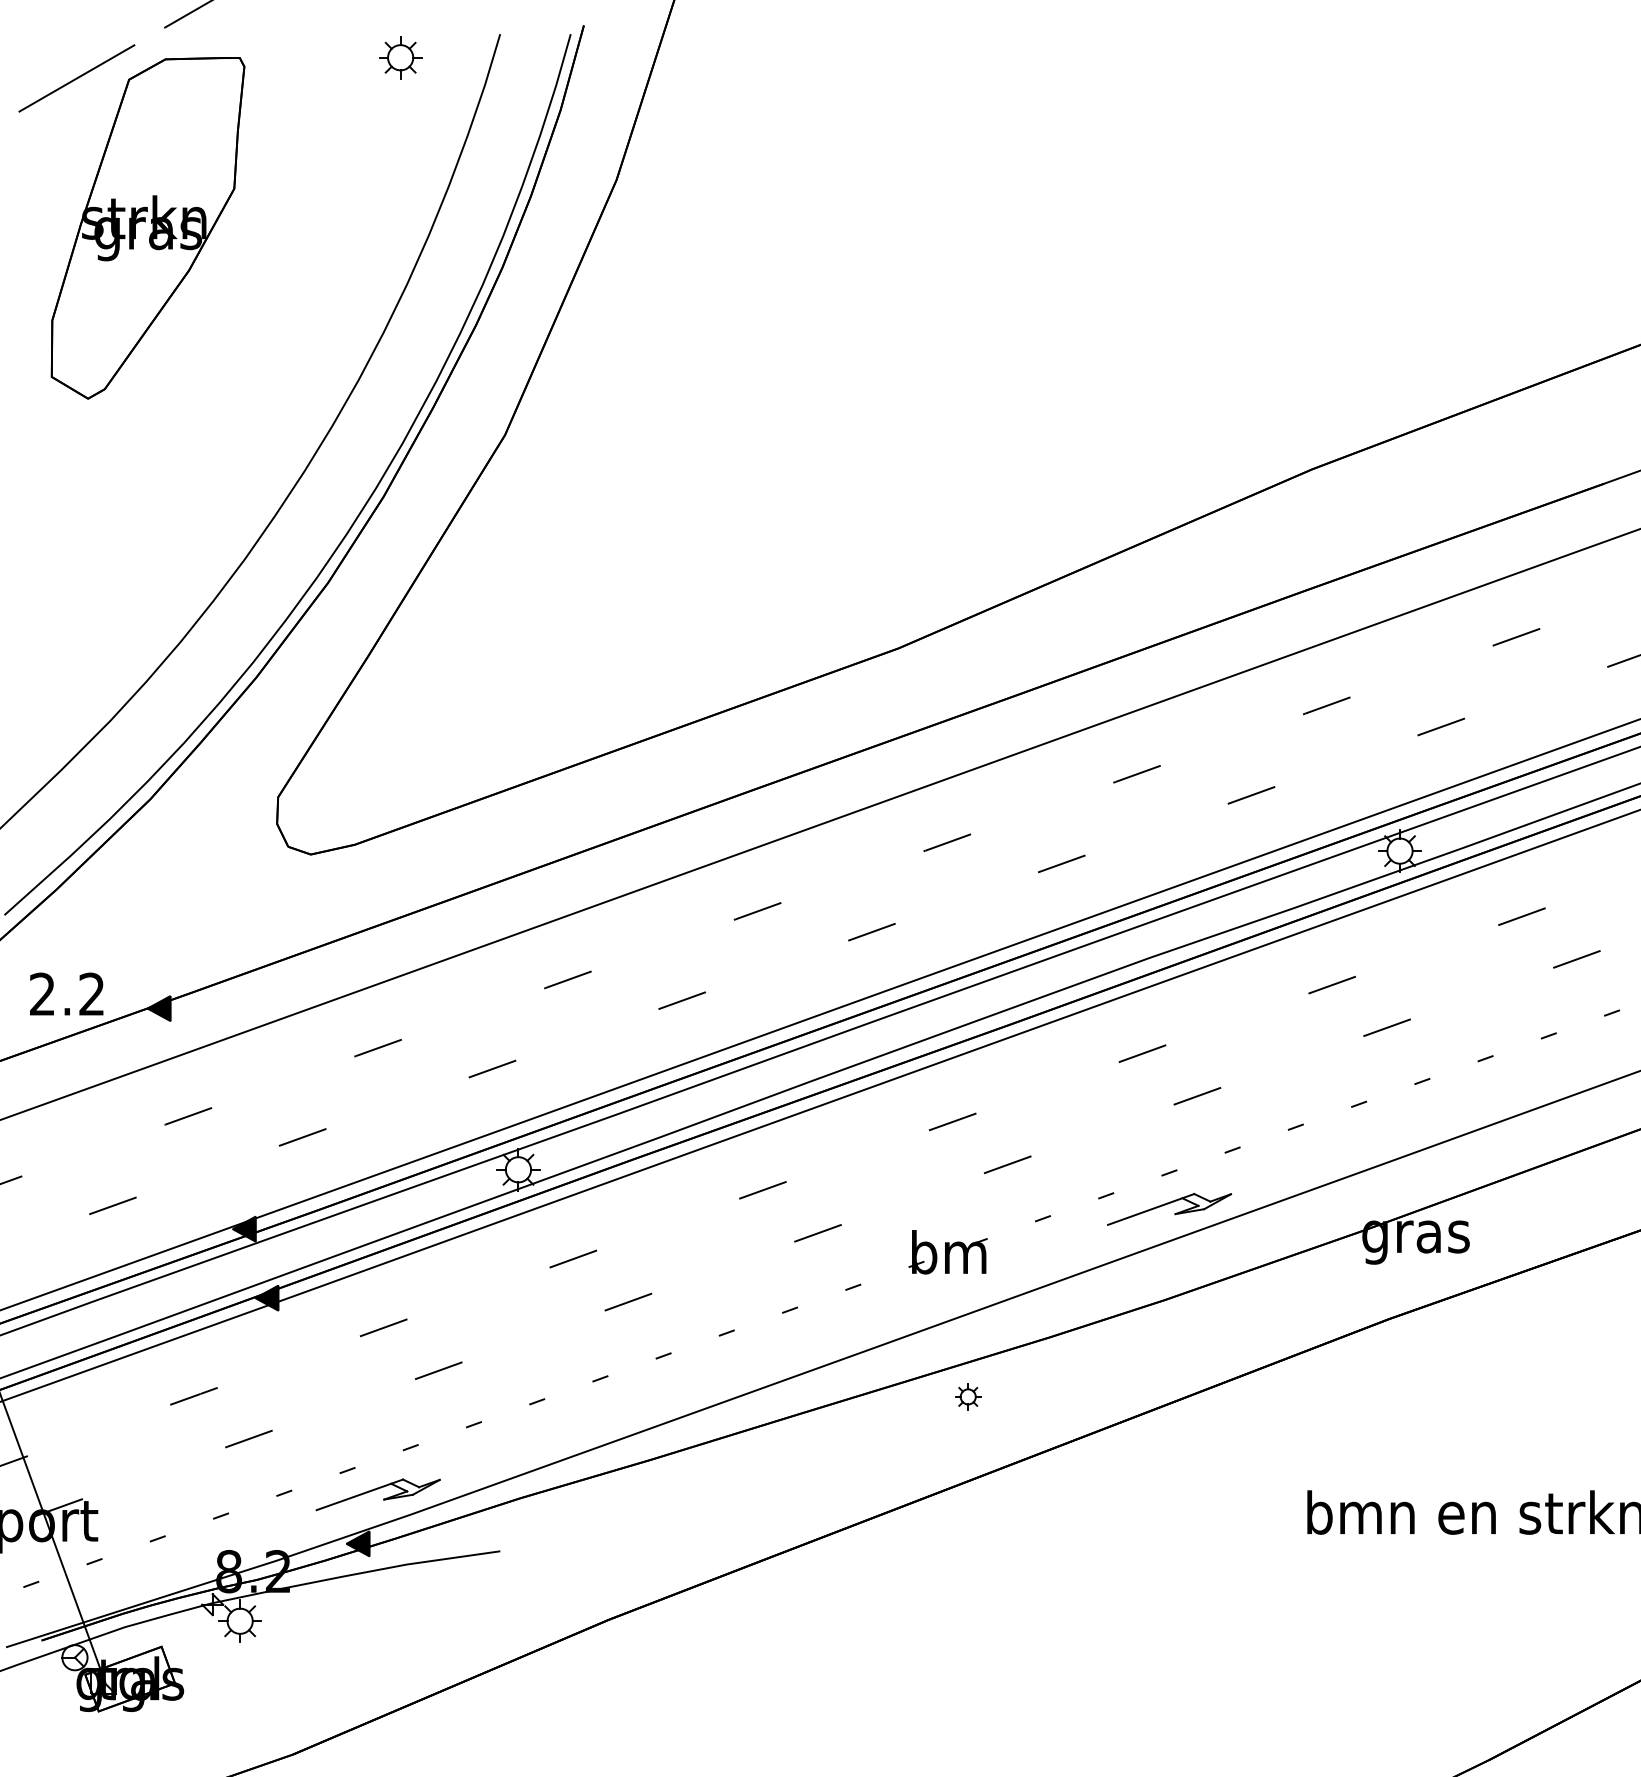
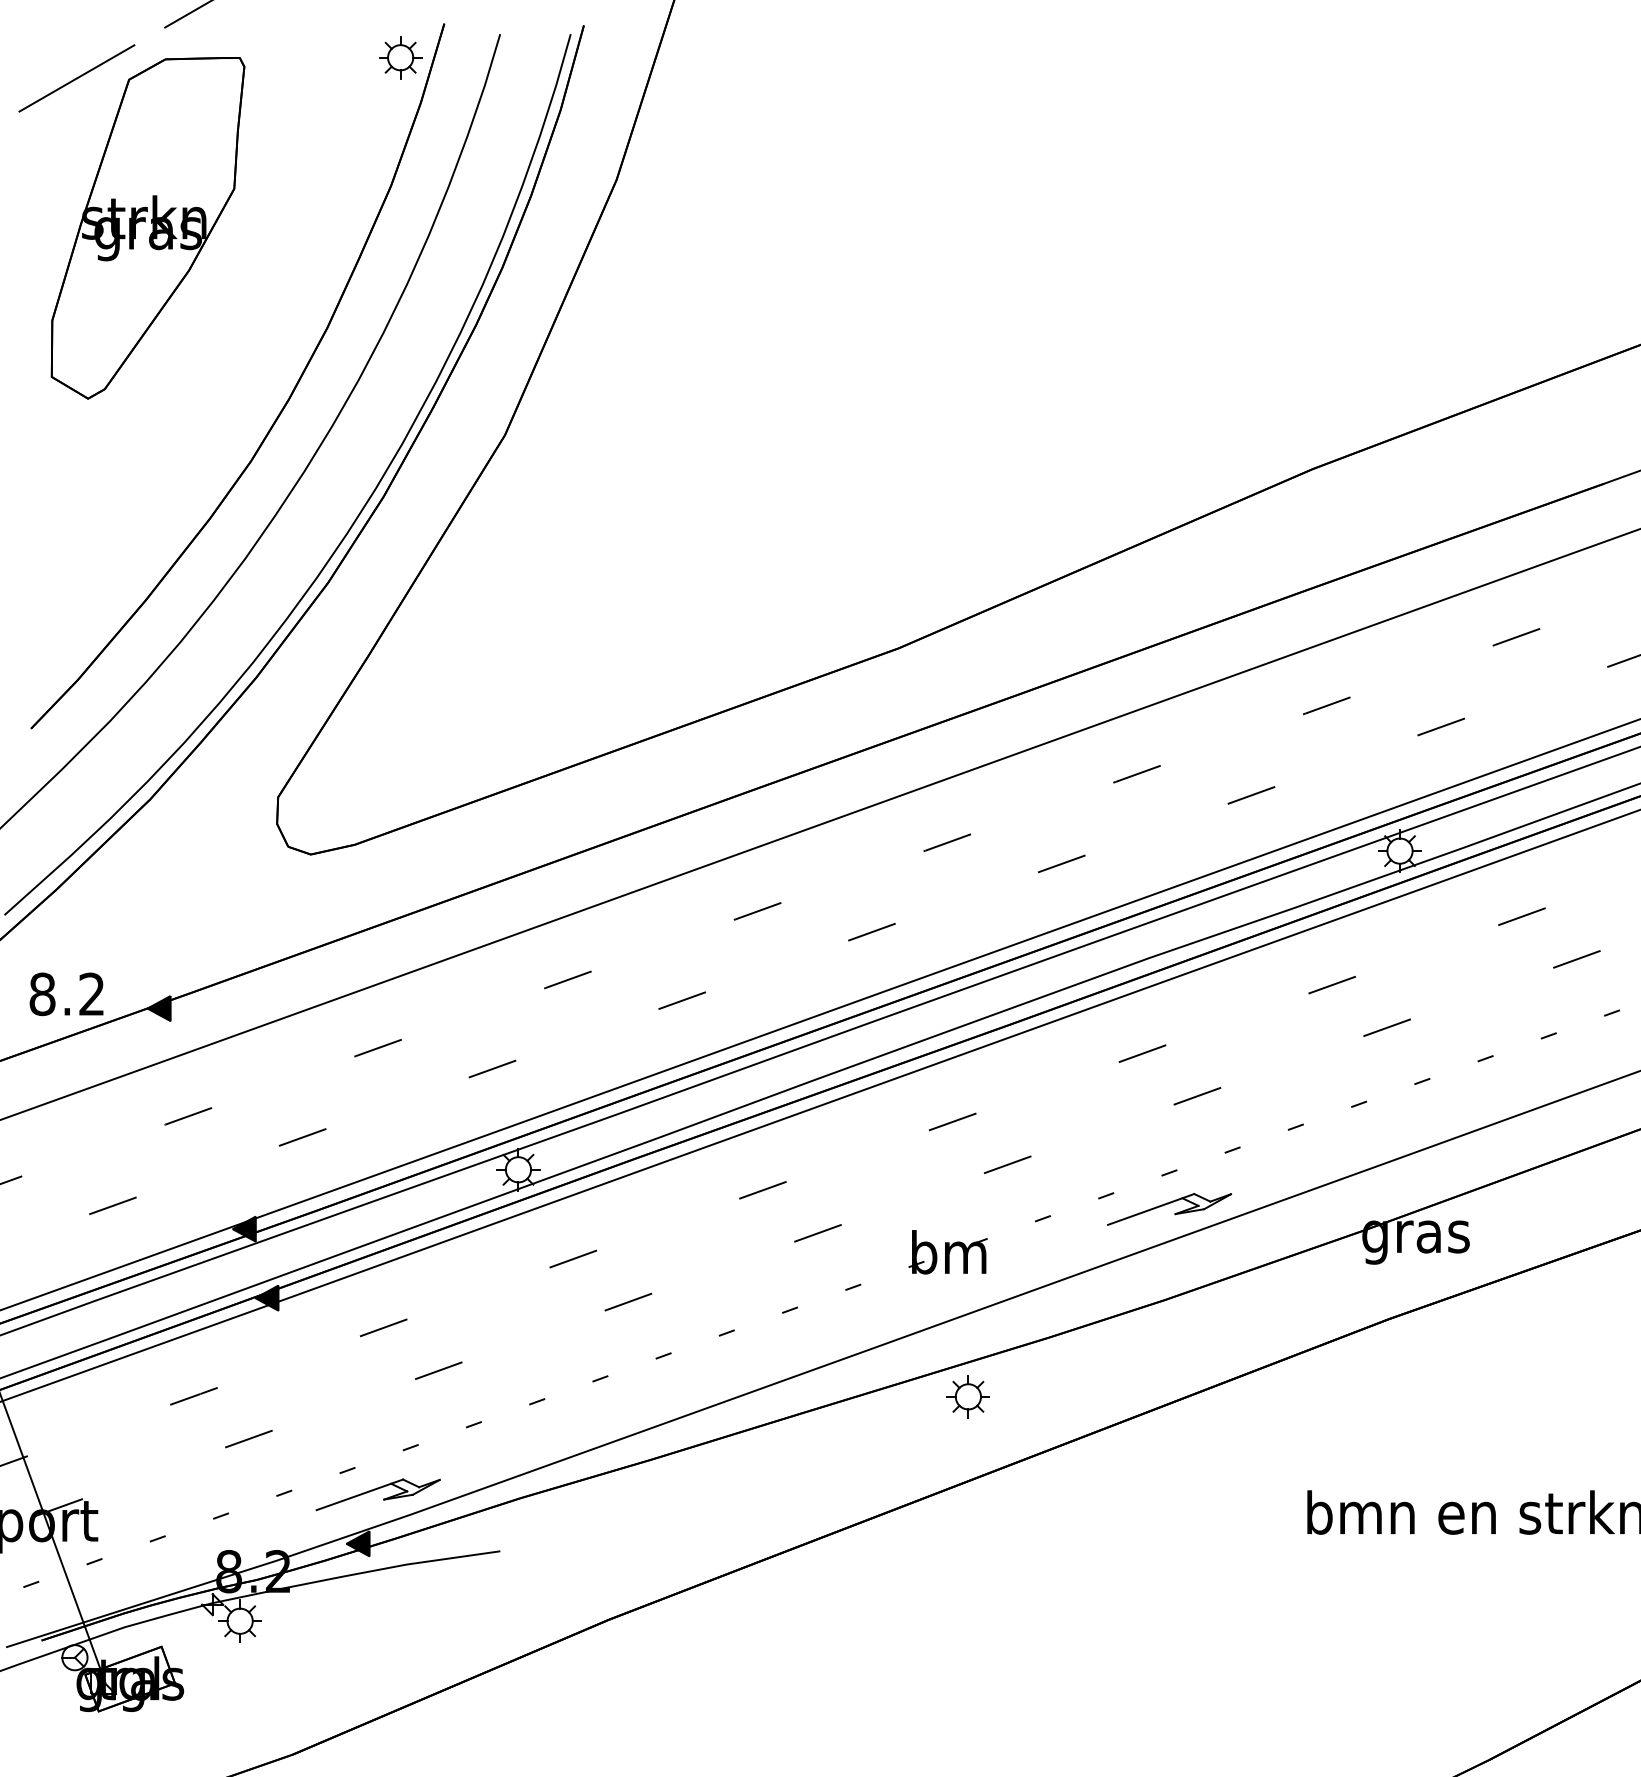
part: none -> present (285, 402)
text: 2.2 -> 8.2 (42, 994)
part size: 27x28 px -> 44x44 px (967, 1396)
